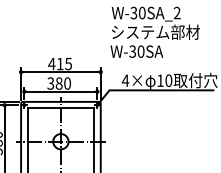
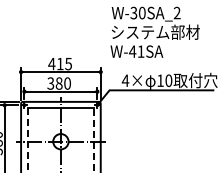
text: W-30SA -> W-41SA (136, 51)
line: solid -> dashed (94, 140)
line: solid -> dashed (27, 141)
